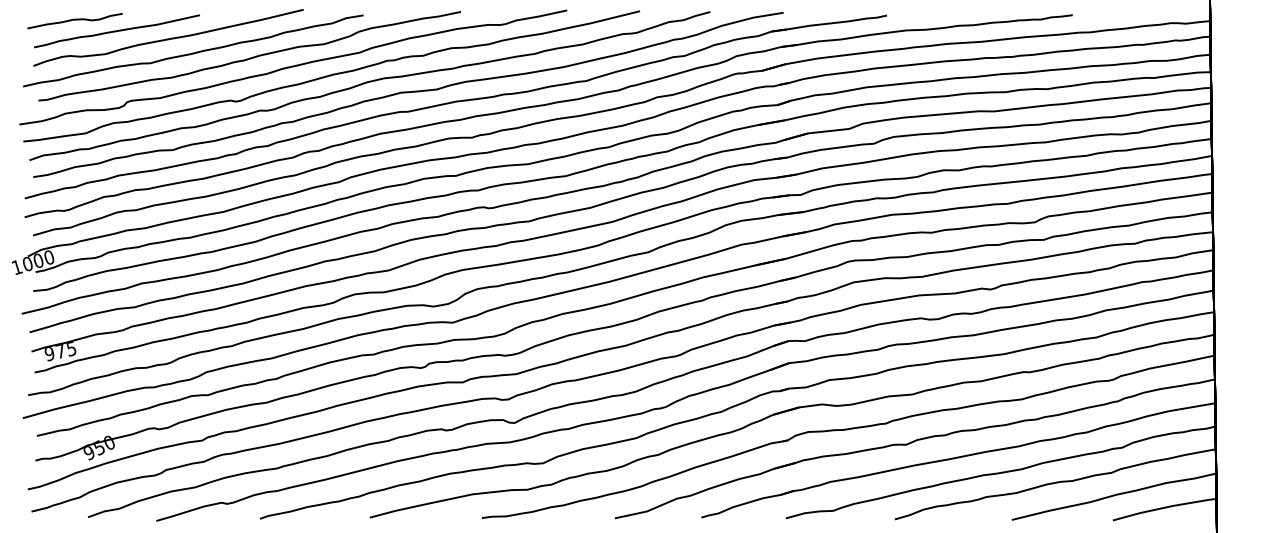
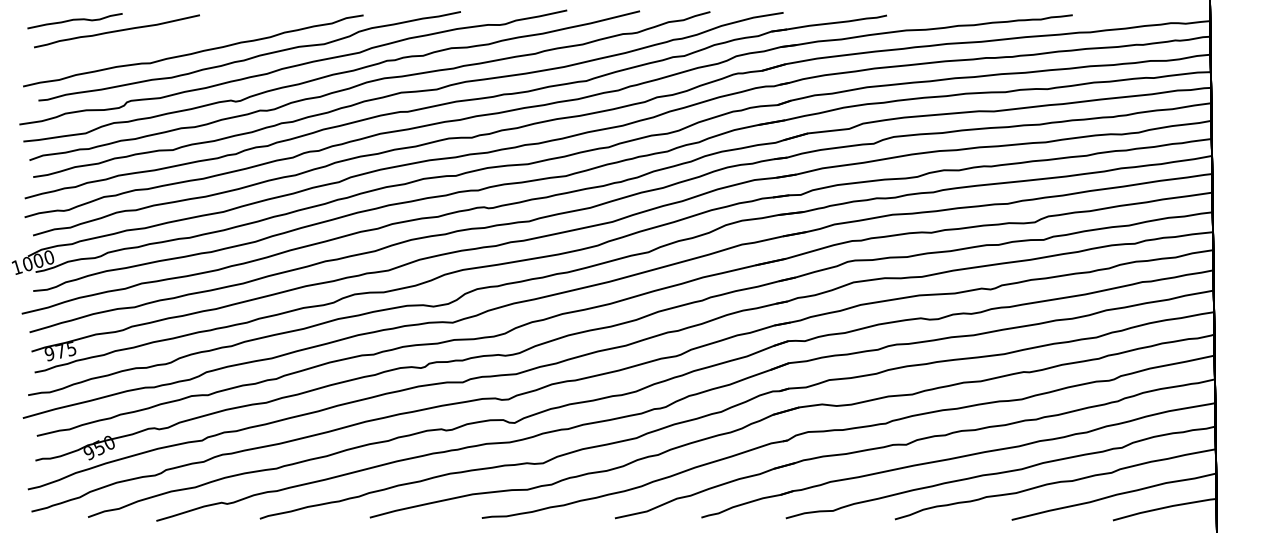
part: present -> none (168, 37)
